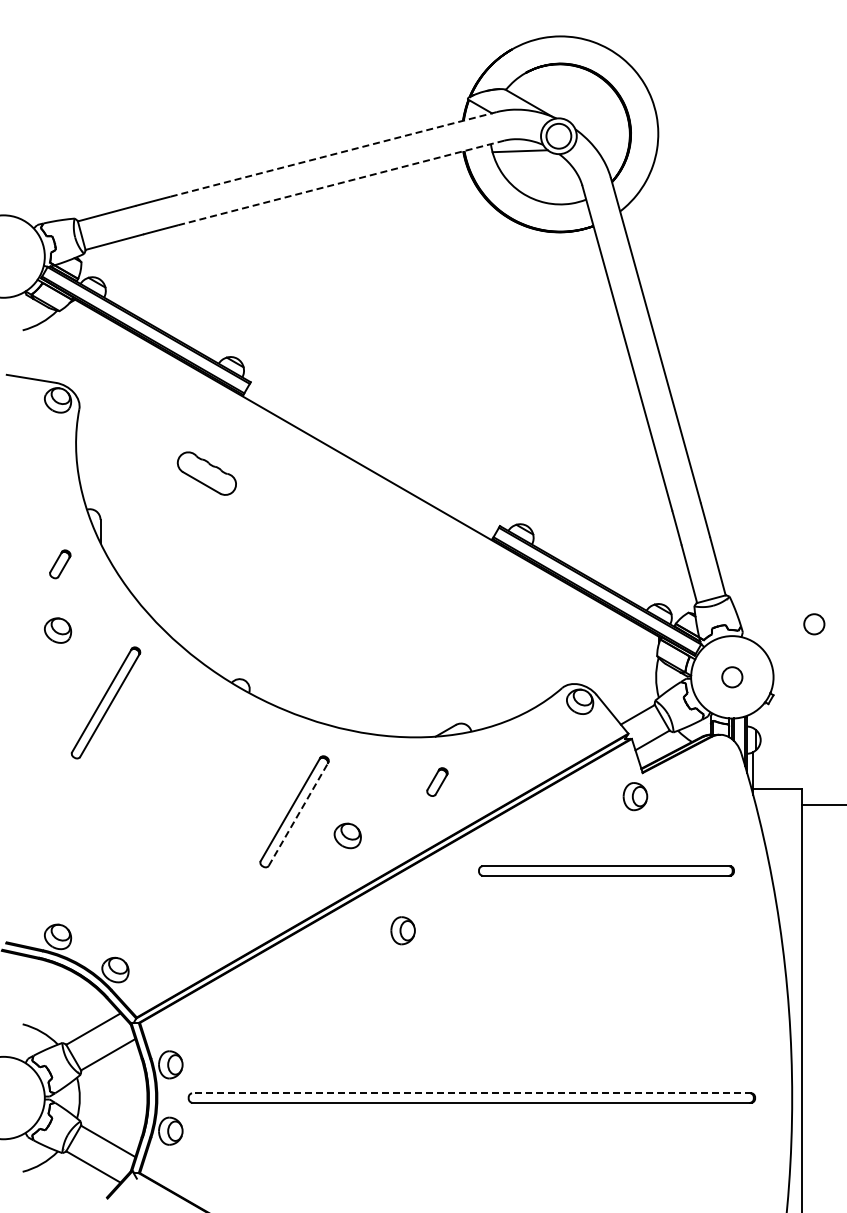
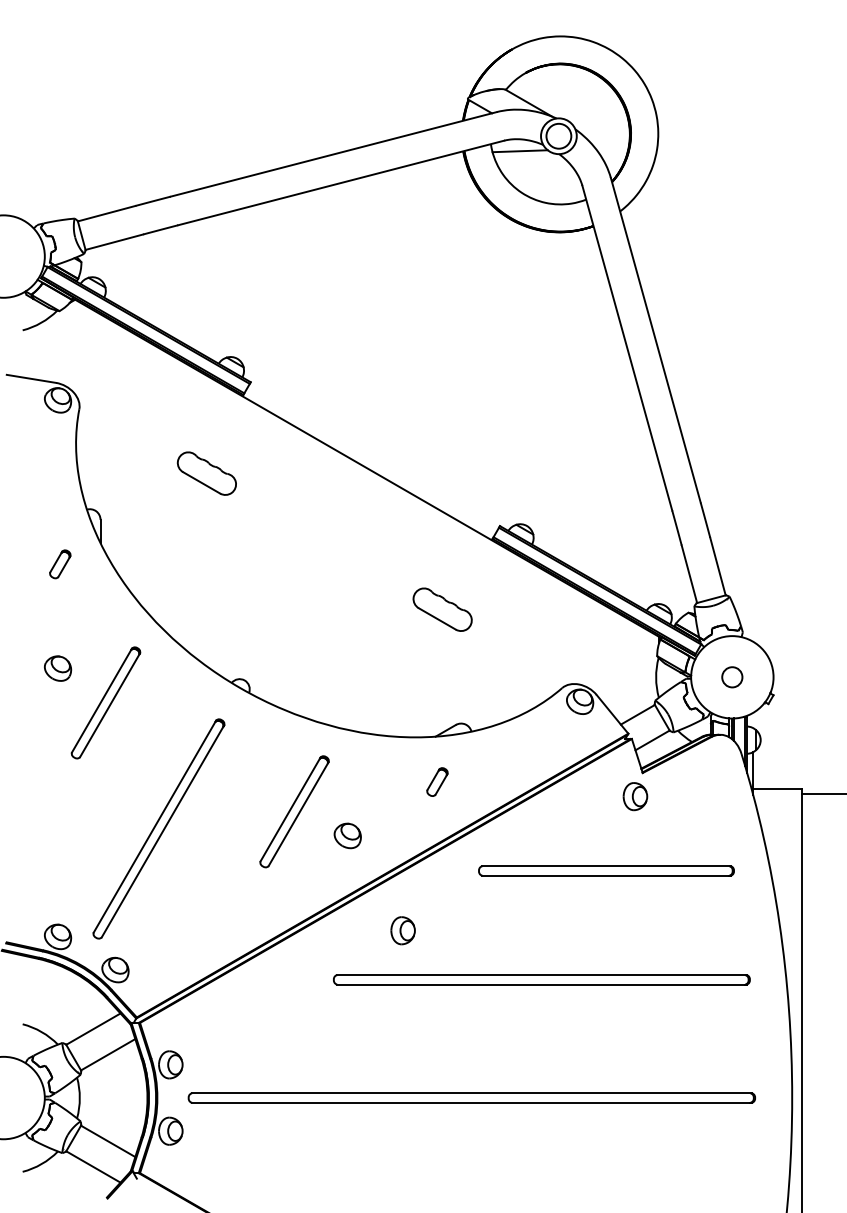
line: dashed -> solid (334, 154)
line: dashed -> solid (341, 182)
part: none -> present (442, 609)
circle: present -> none (814, 624)
part position: (58, 630) -> (58, 668) (58, 668)
line position: (822, 805) -> (822, 794) (822, 794)
line: dashed -> solid (298, 814)
part: none -> present (158, 828)
part: none -> present (541, 979)
line: dashed -> solid (471, 1093)
